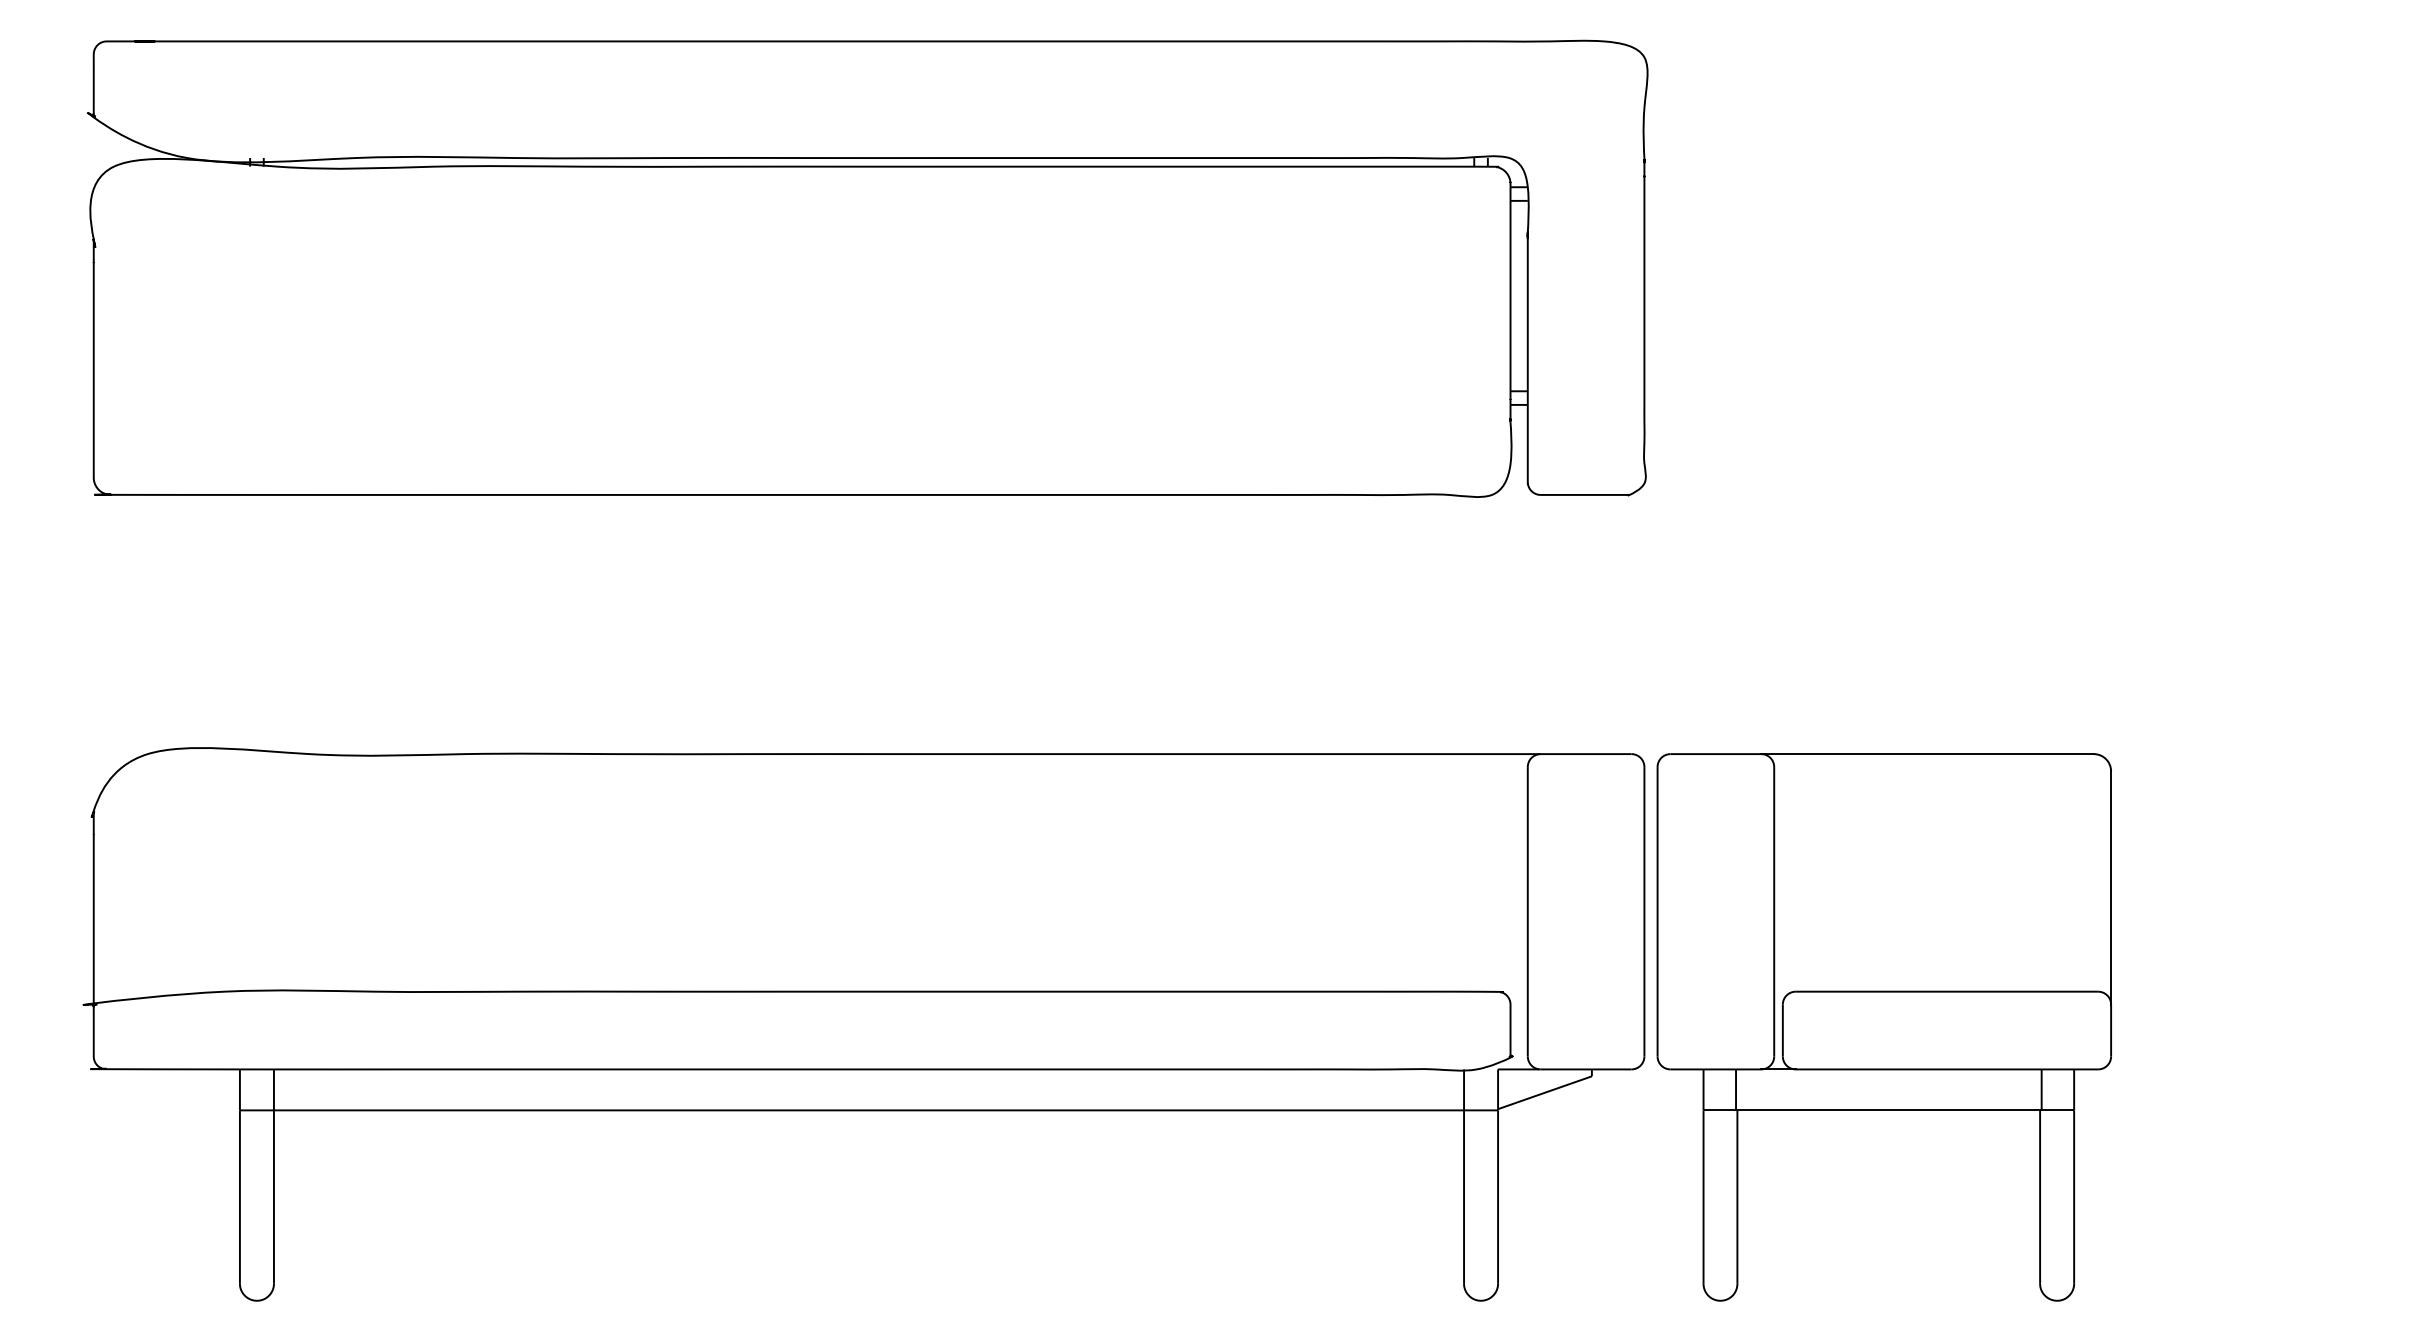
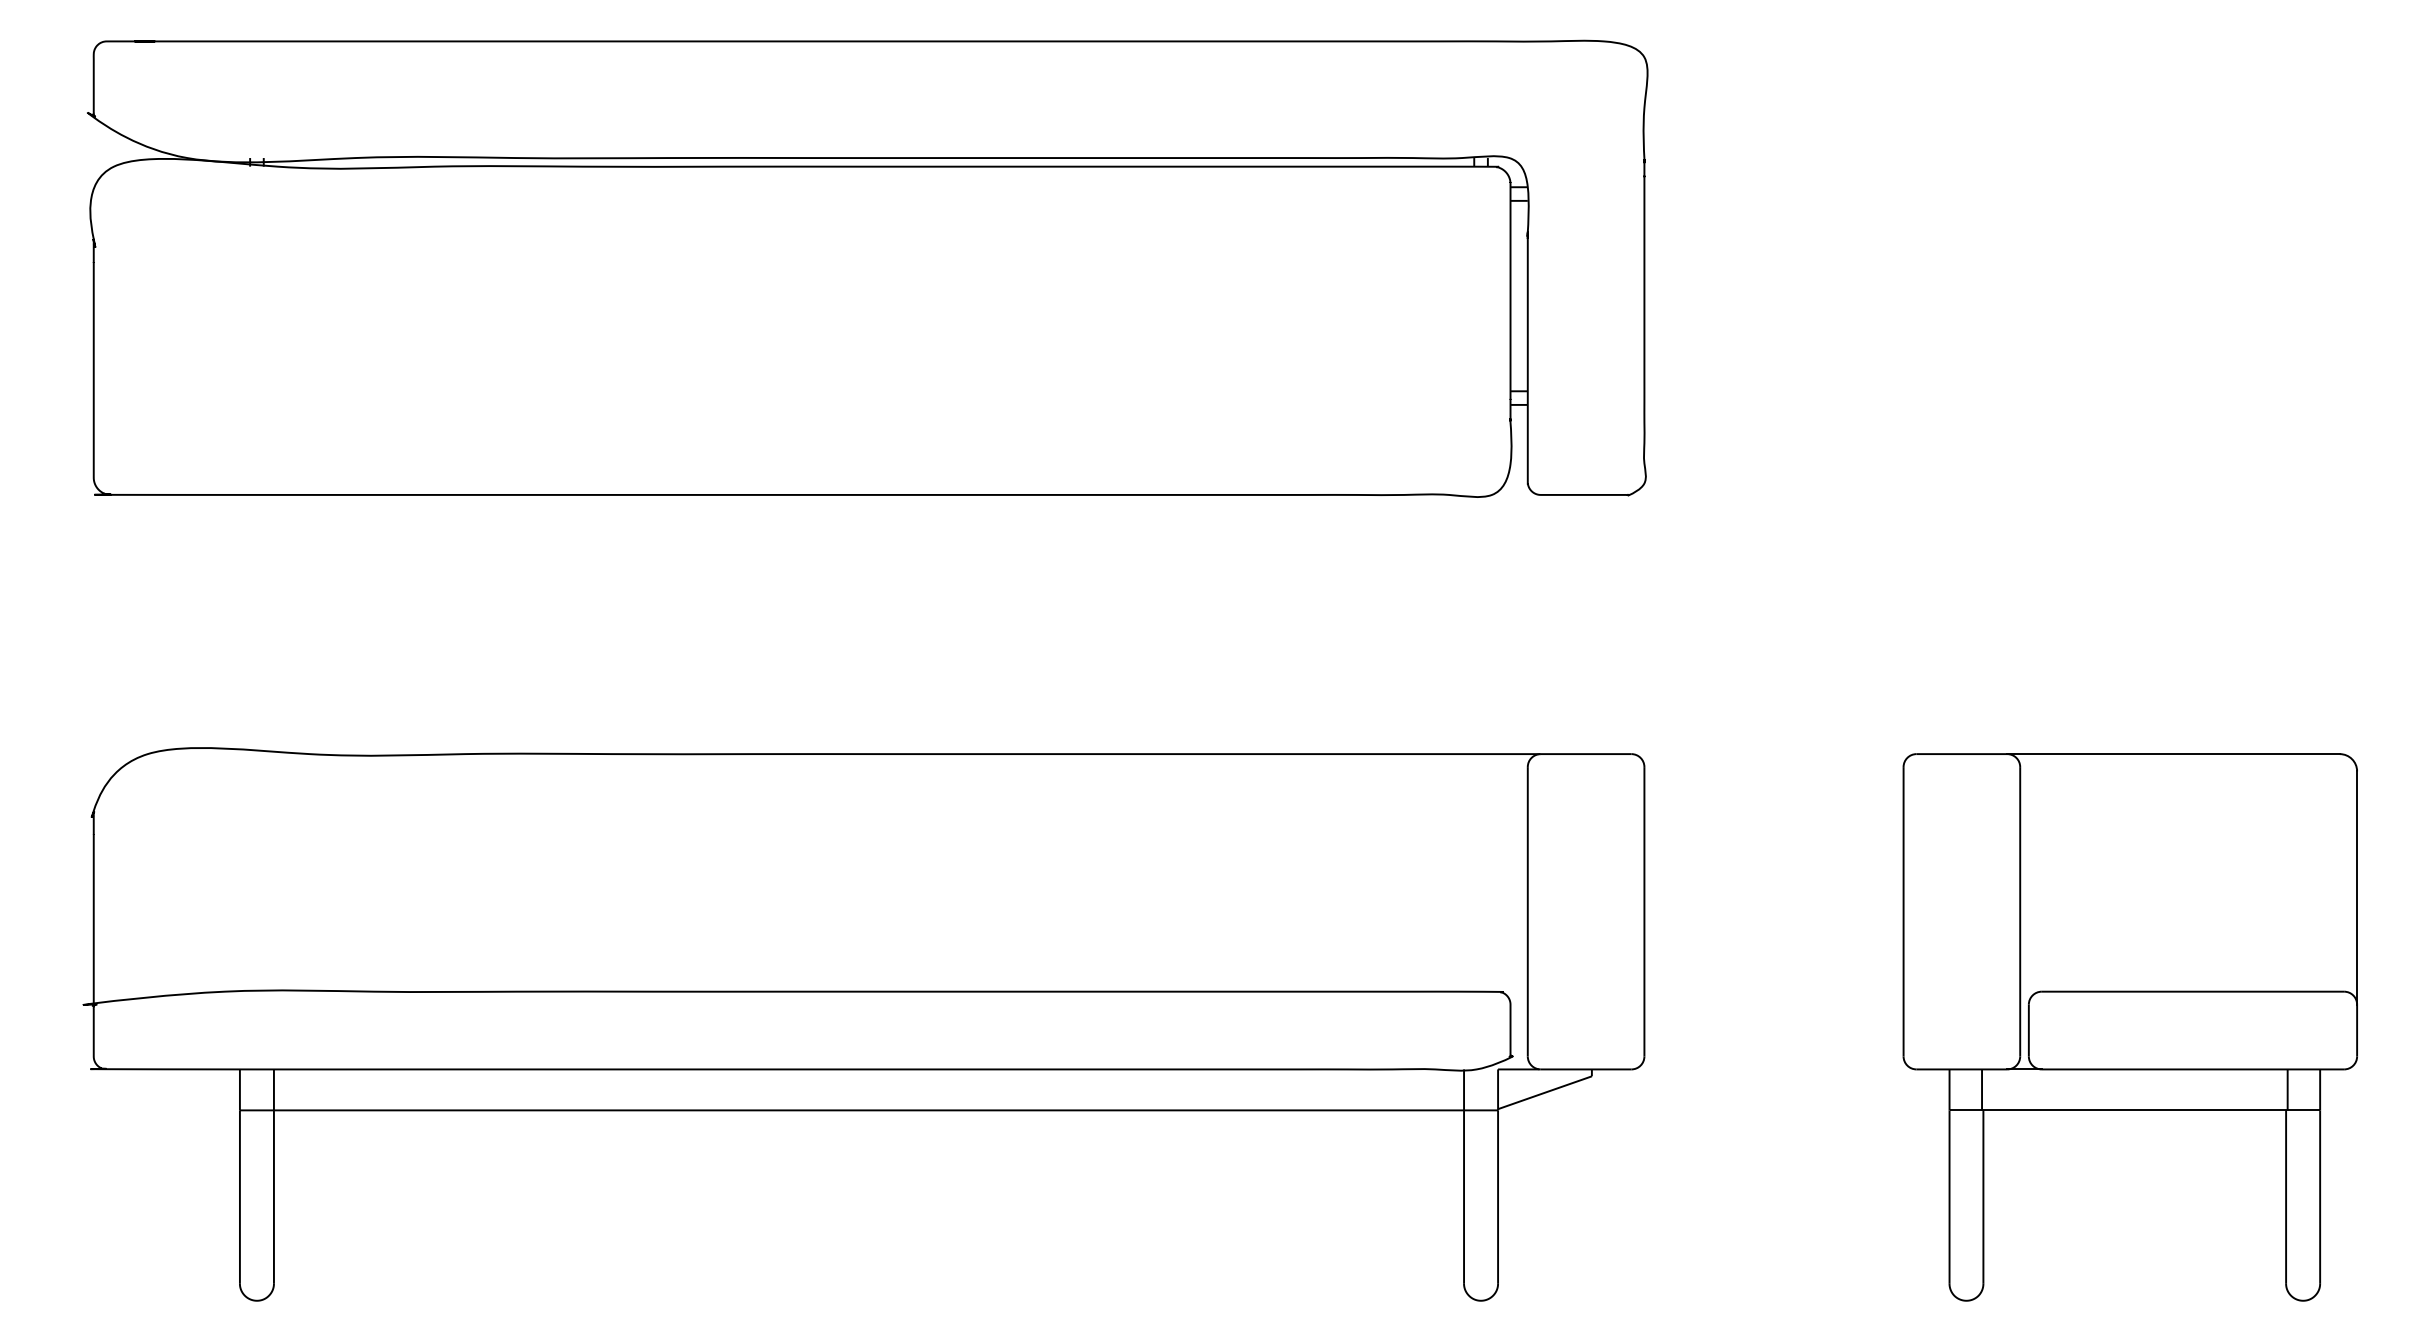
part position: (1883, 1027) -> (2129, 1027) (2129, 1027)
